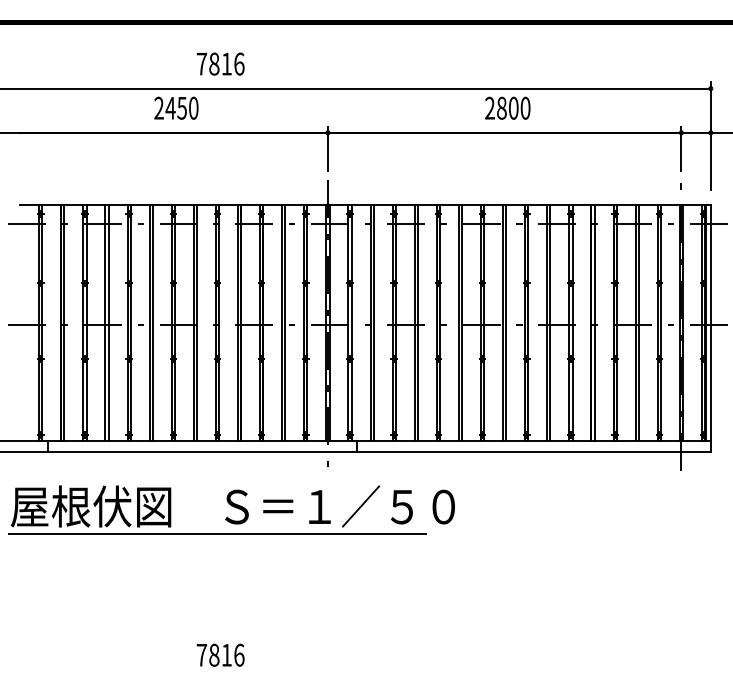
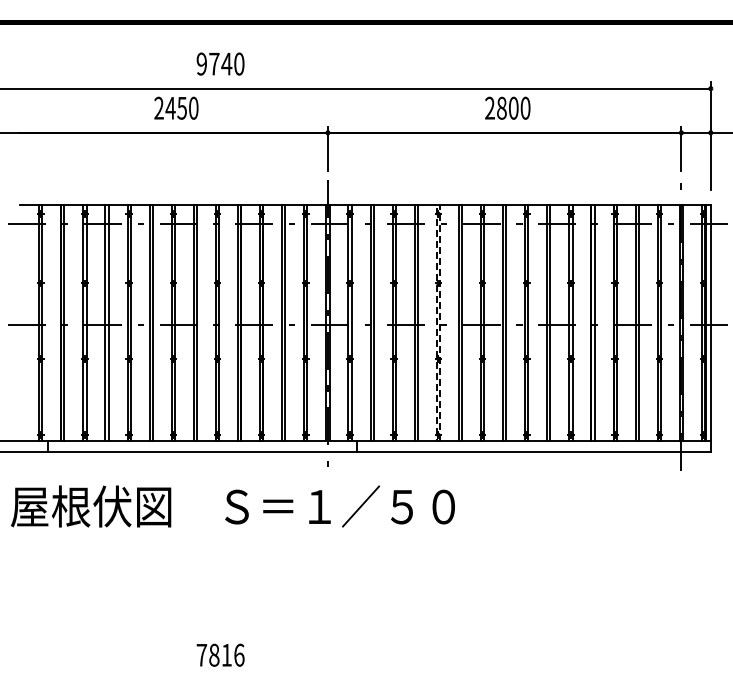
text: 7816 -> 9740 (220, 63)
line: solid -> dashed (438, 204)
line: present -> none (217, 533)
